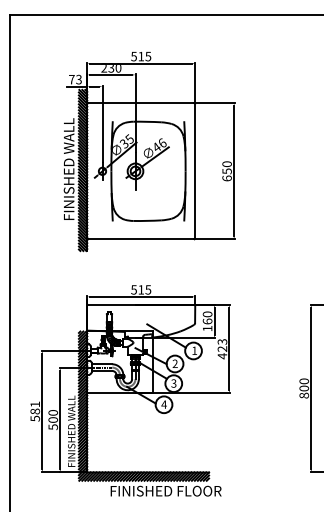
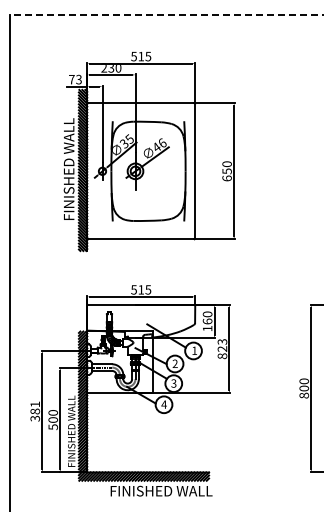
line: solid -> dashed (166, 15)
text: 423 -> 823 (222, 356)
text: 581 -> 381 (34, 418)
text: FINISHED FLOOR -> FINISHED WALL (198, 490)
